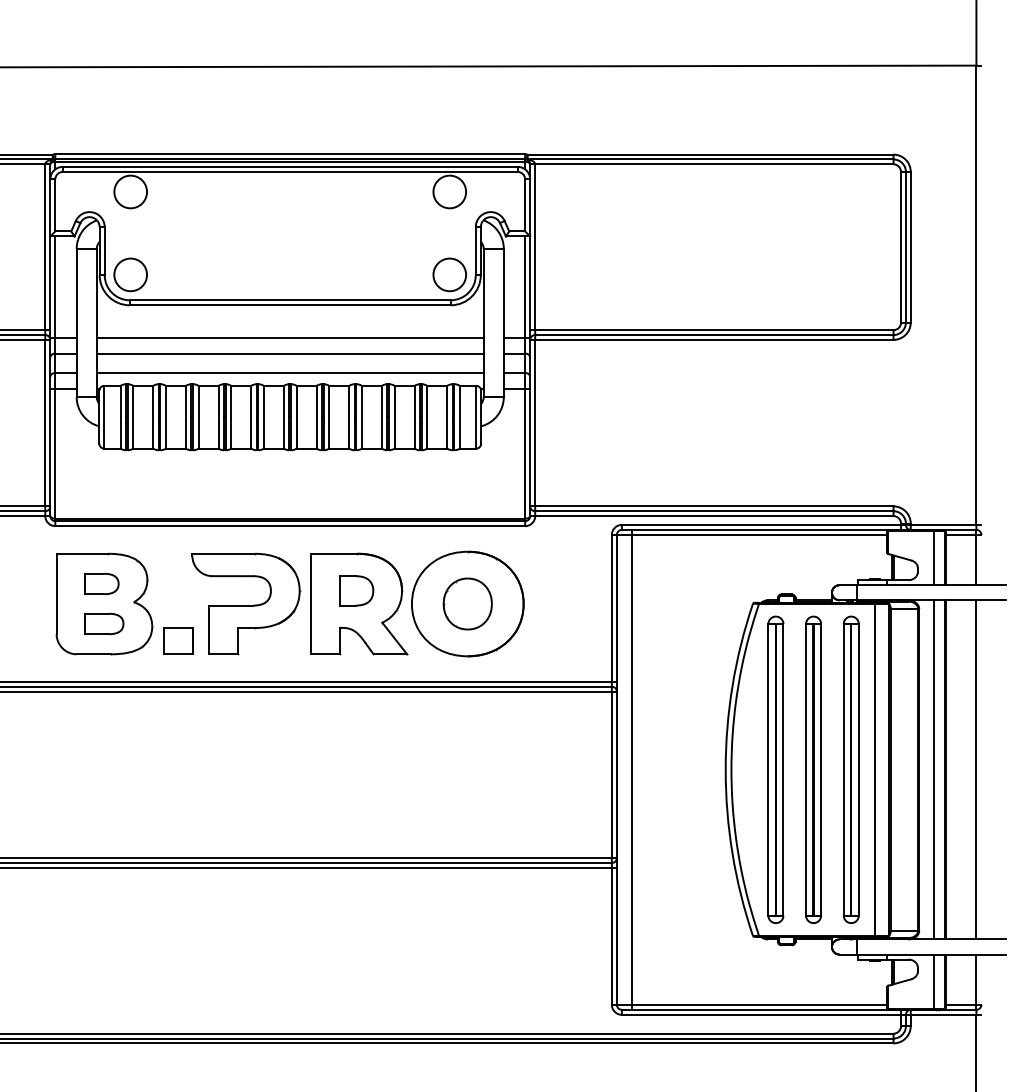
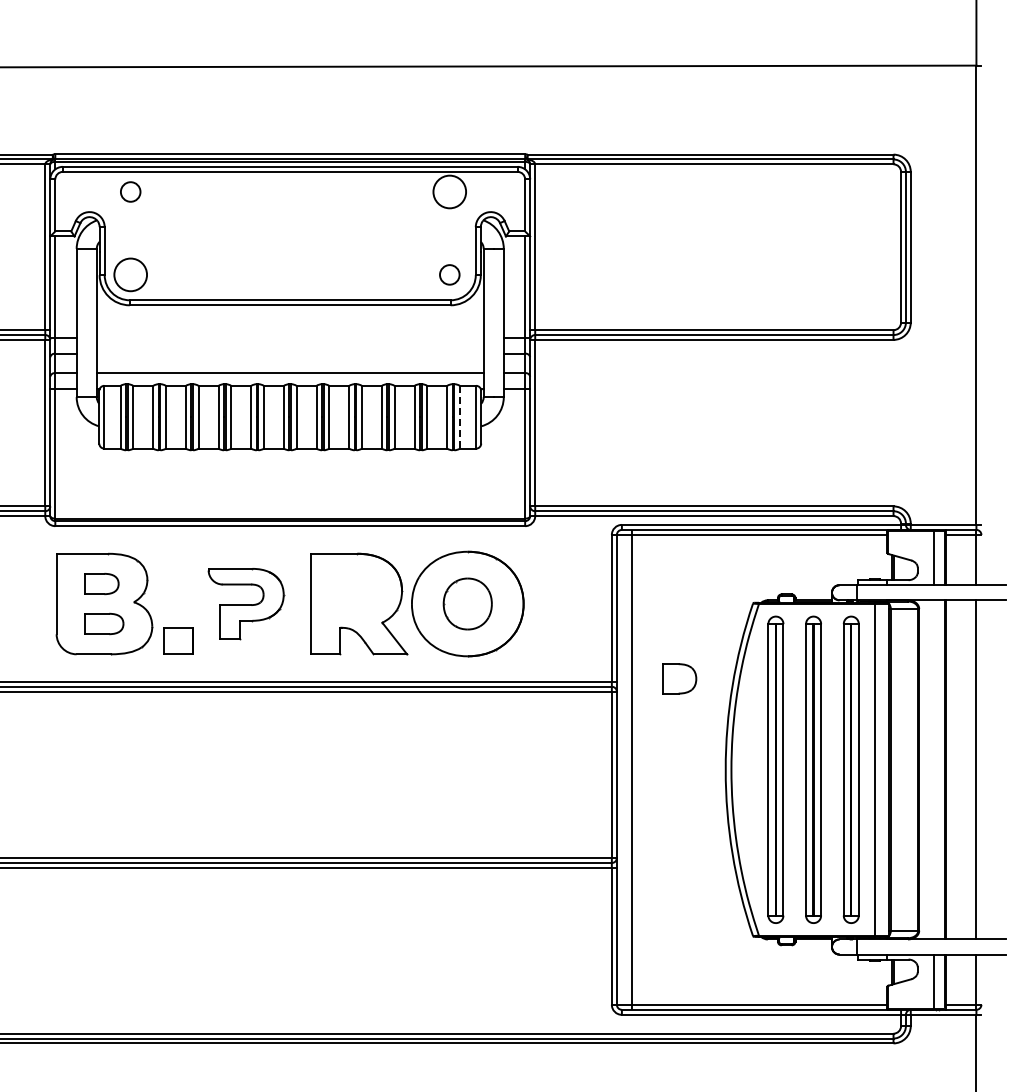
circle diameter: 33 px -> 20 px (130, 191)
circle diameter: 33 px -> 20 px (449, 274)
line: present -> none (289, 337)
line: present -> none (289, 353)
line: solid -> dashed (459, 417)
part position: (356, 590) -> (679, 678) (679, 678)
part size: 111x104 px -> 79x73 px (246, 604)
line: present -> none (933, 769)
